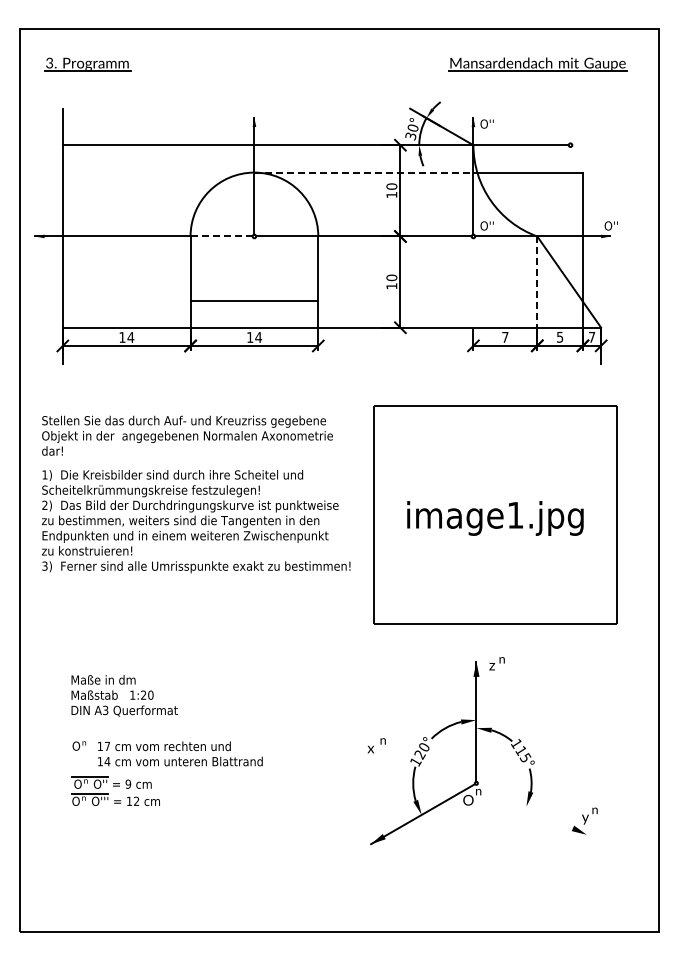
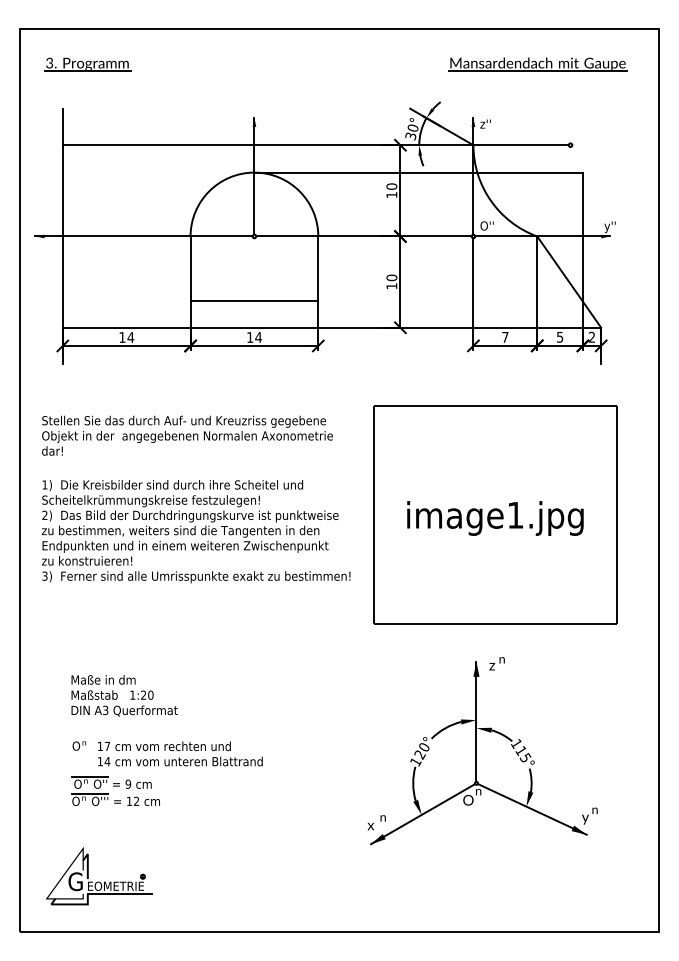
text: O'' -> z'' (486, 123)
line: dashed -> solid (366, 172)
text: O'' -> y'' (610, 227)
line: dashed -> solid (222, 236)
line: none -> present (473, 282)
line: dashed -> solid (537, 282)
text: 7 -> 2 (591, 336)
text position: (196, 521) -> (196, 531) (196, 531)
text position: (376, 745) -> (376, 822) (376, 822)
line: none -> present (531, 808)
part: none -> present (98, 876)
